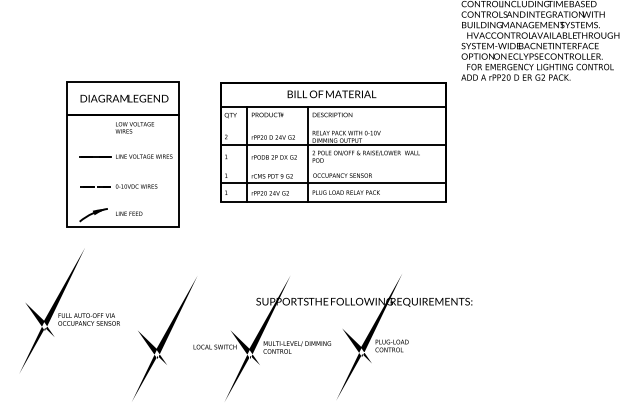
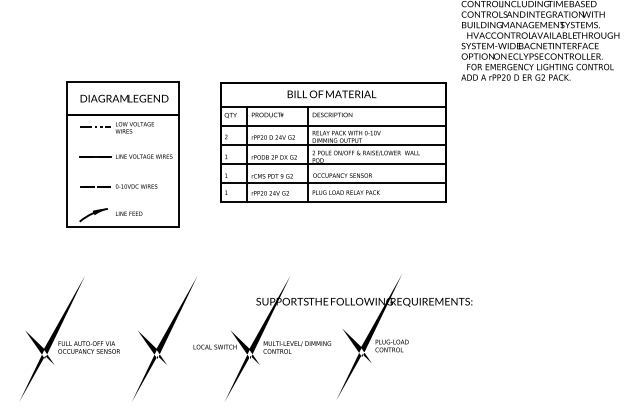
line: none -> present (94, 126)
line: none -> present (332, 126)
line: none -> present (332, 164)
text position: (69, 310) -> (69, 338) (69, 338)
